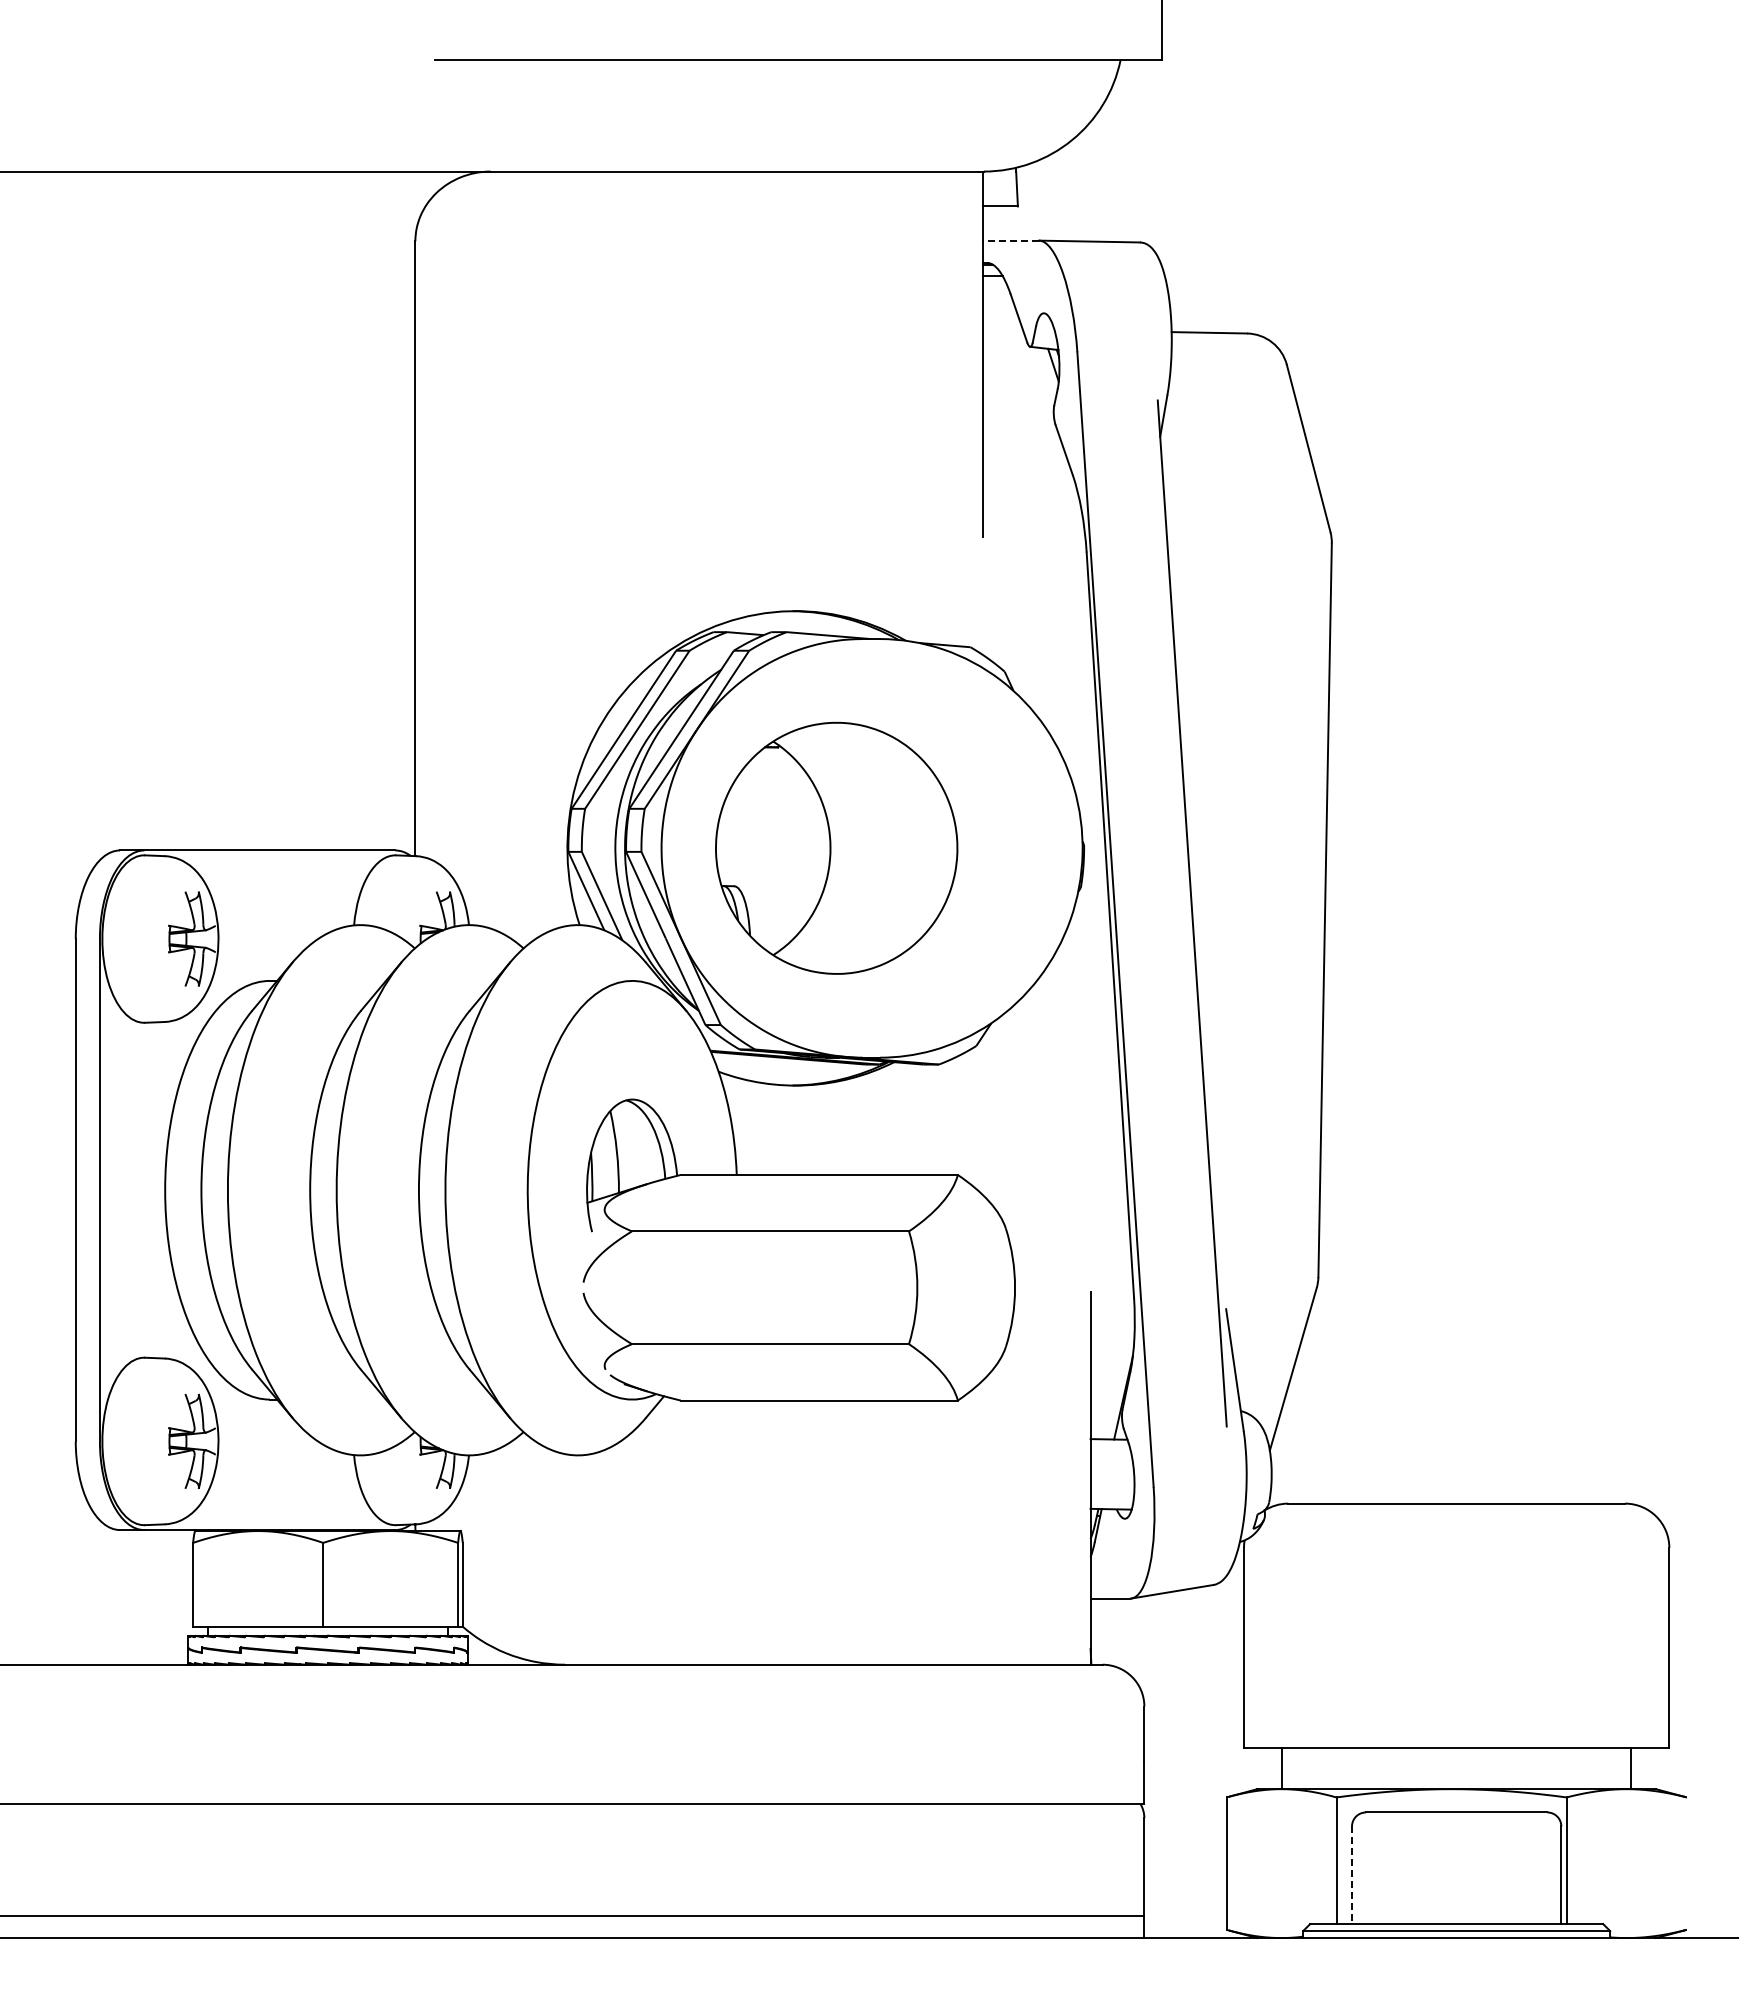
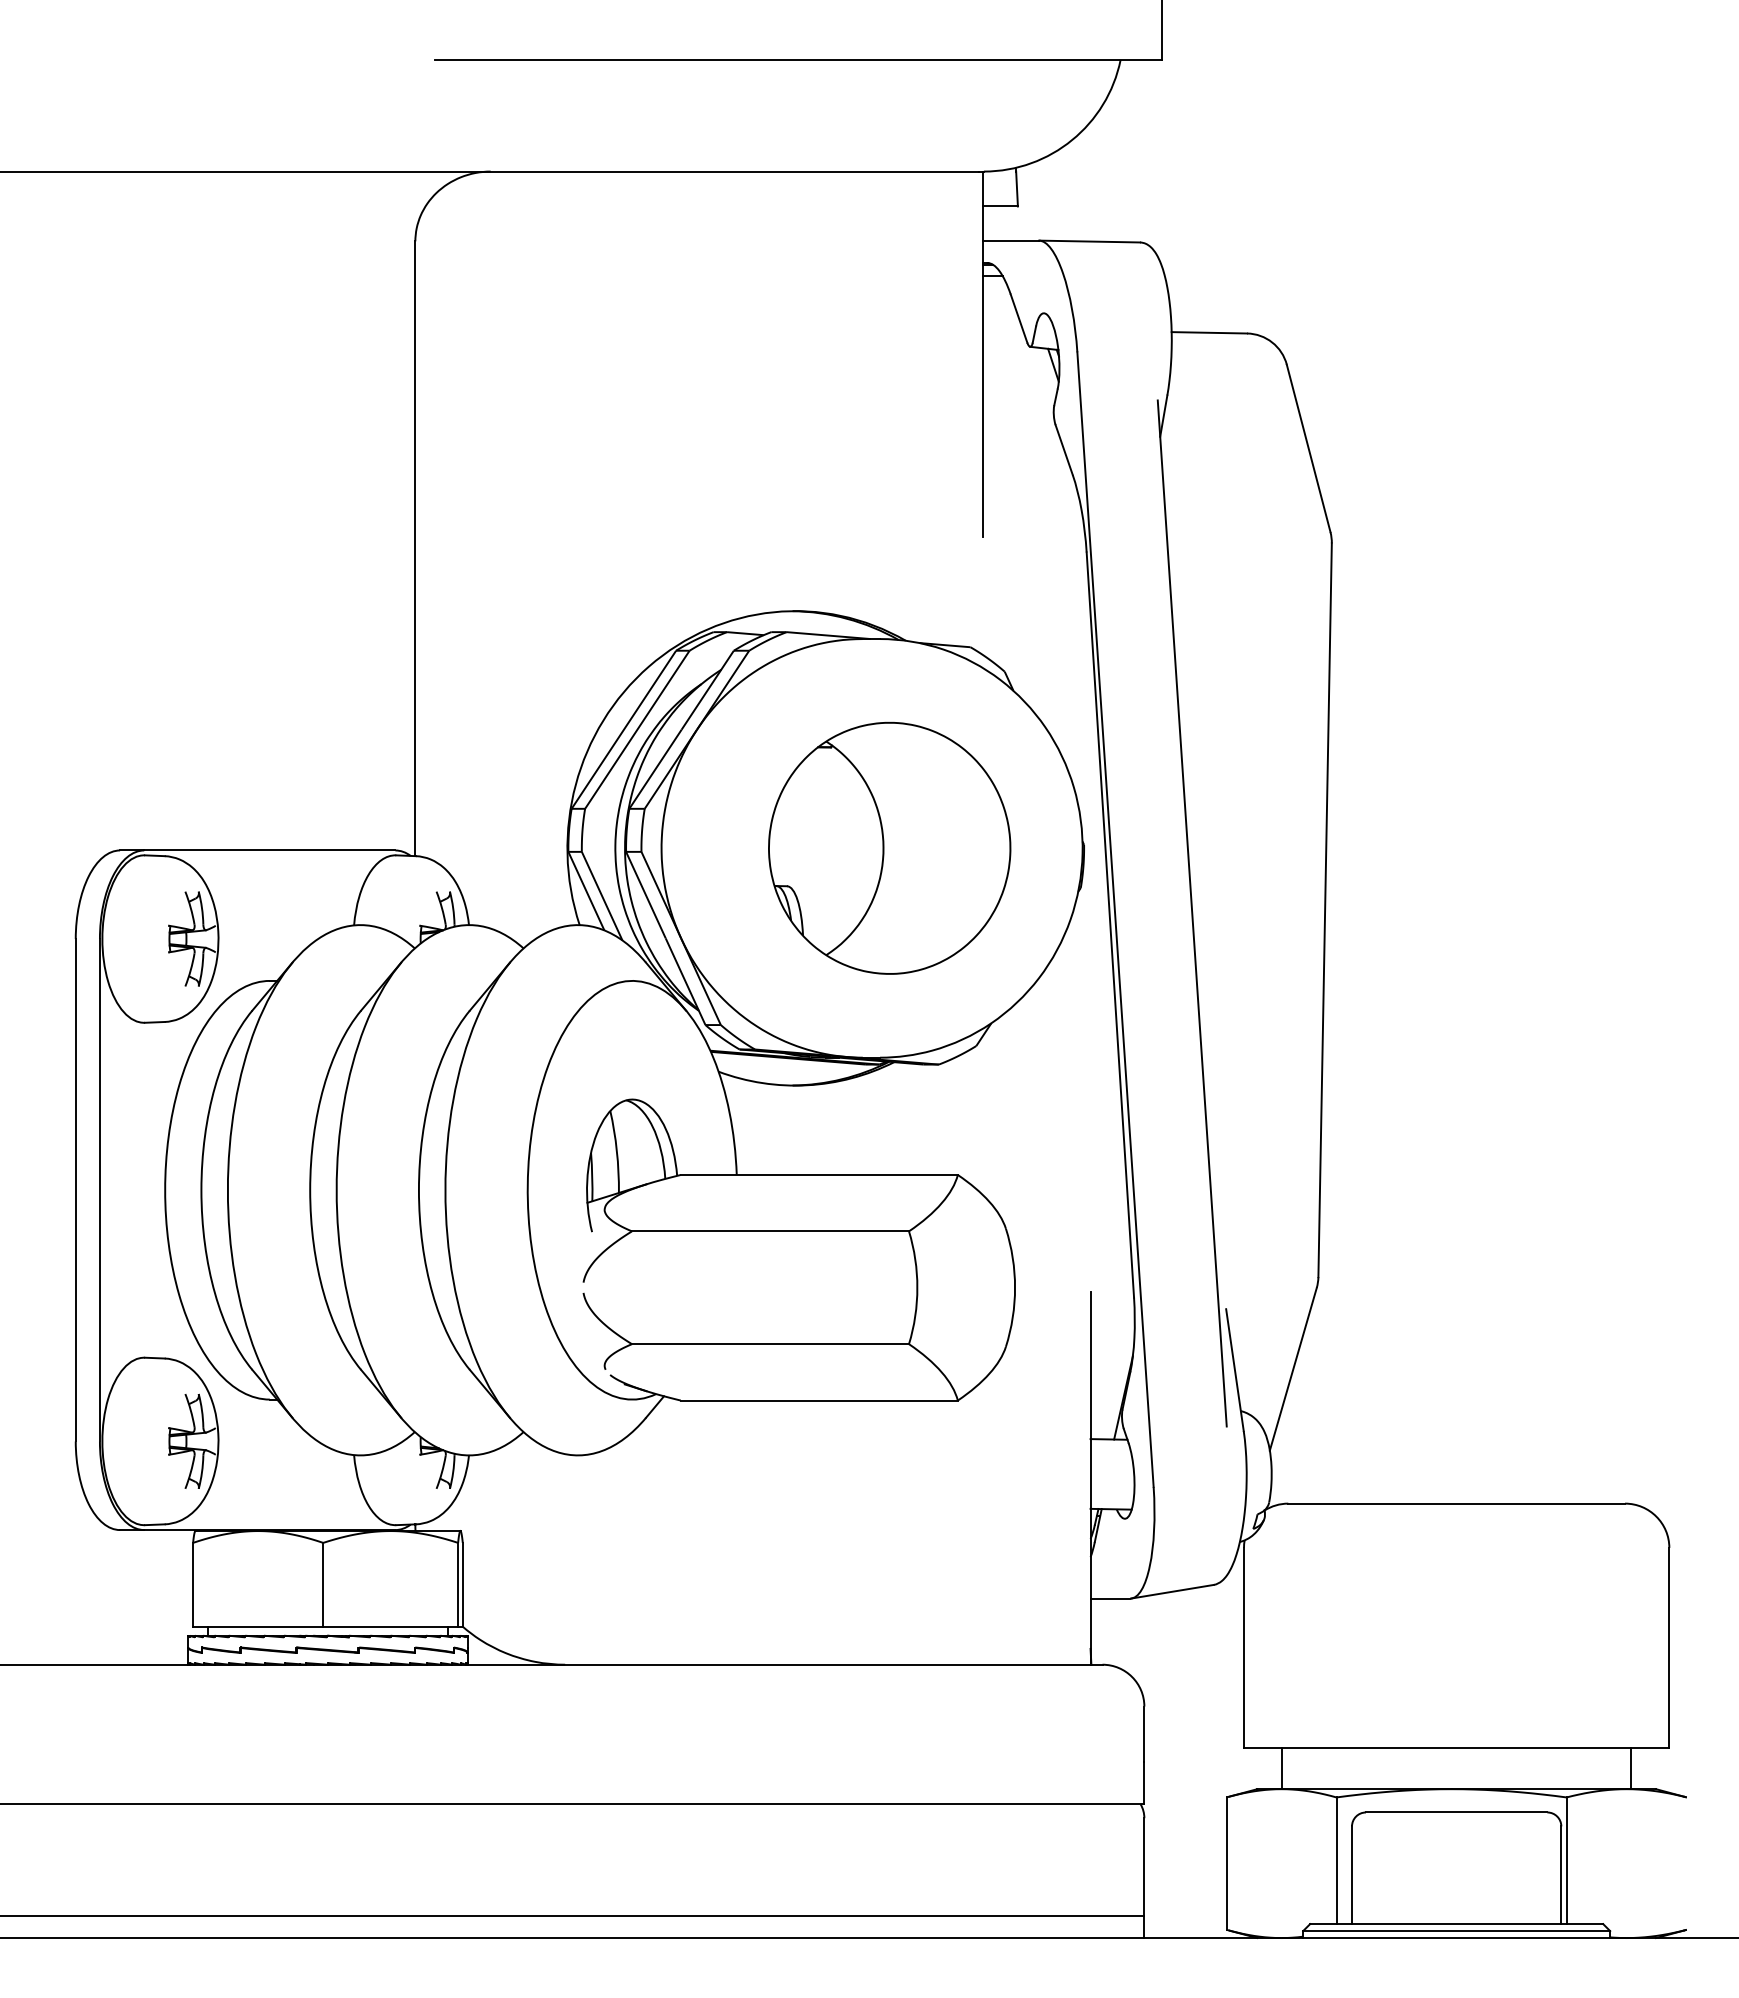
line: dashed -> solid (1011, 240)
part position: (836, 847) -> (889, 847) (889, 847)
line: dashed -> solid (1352, 1875)
